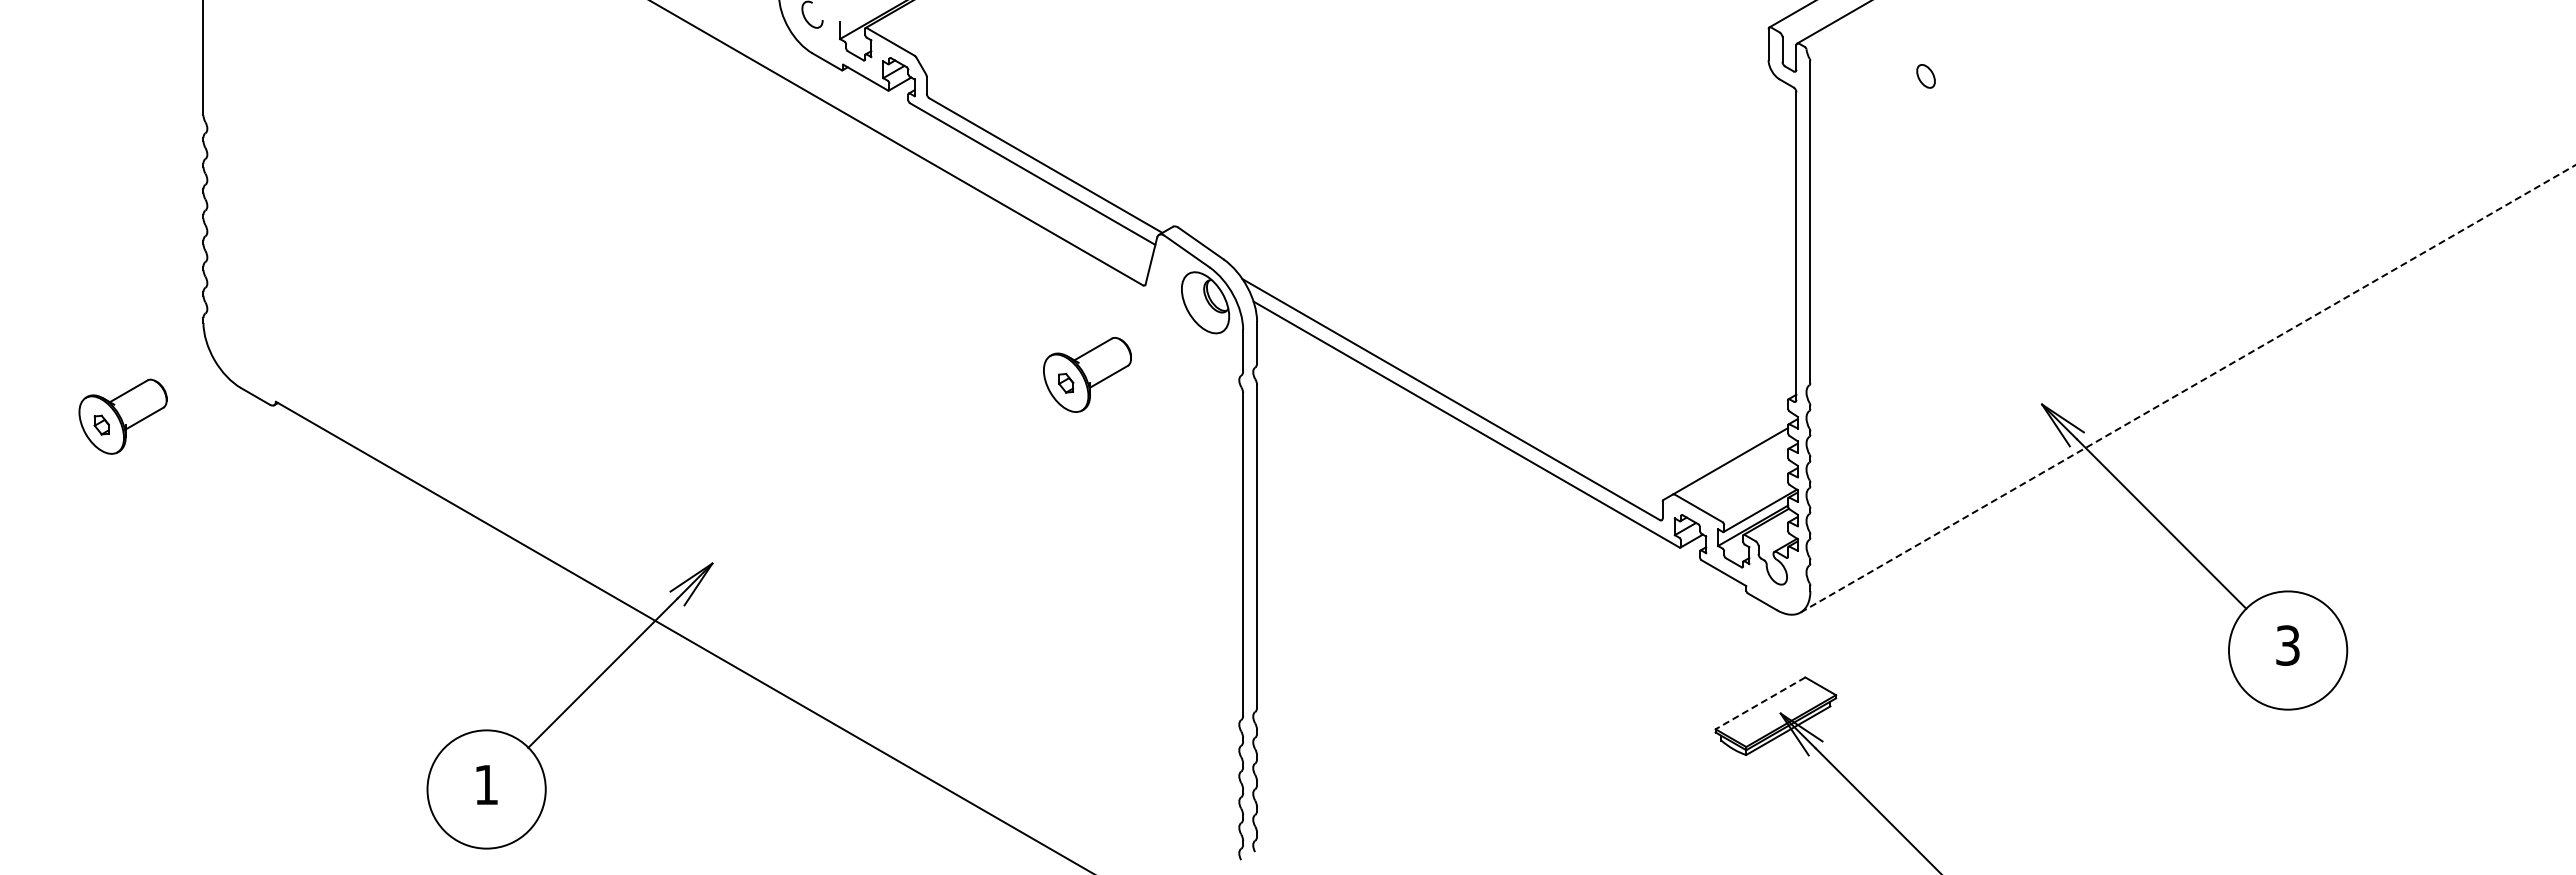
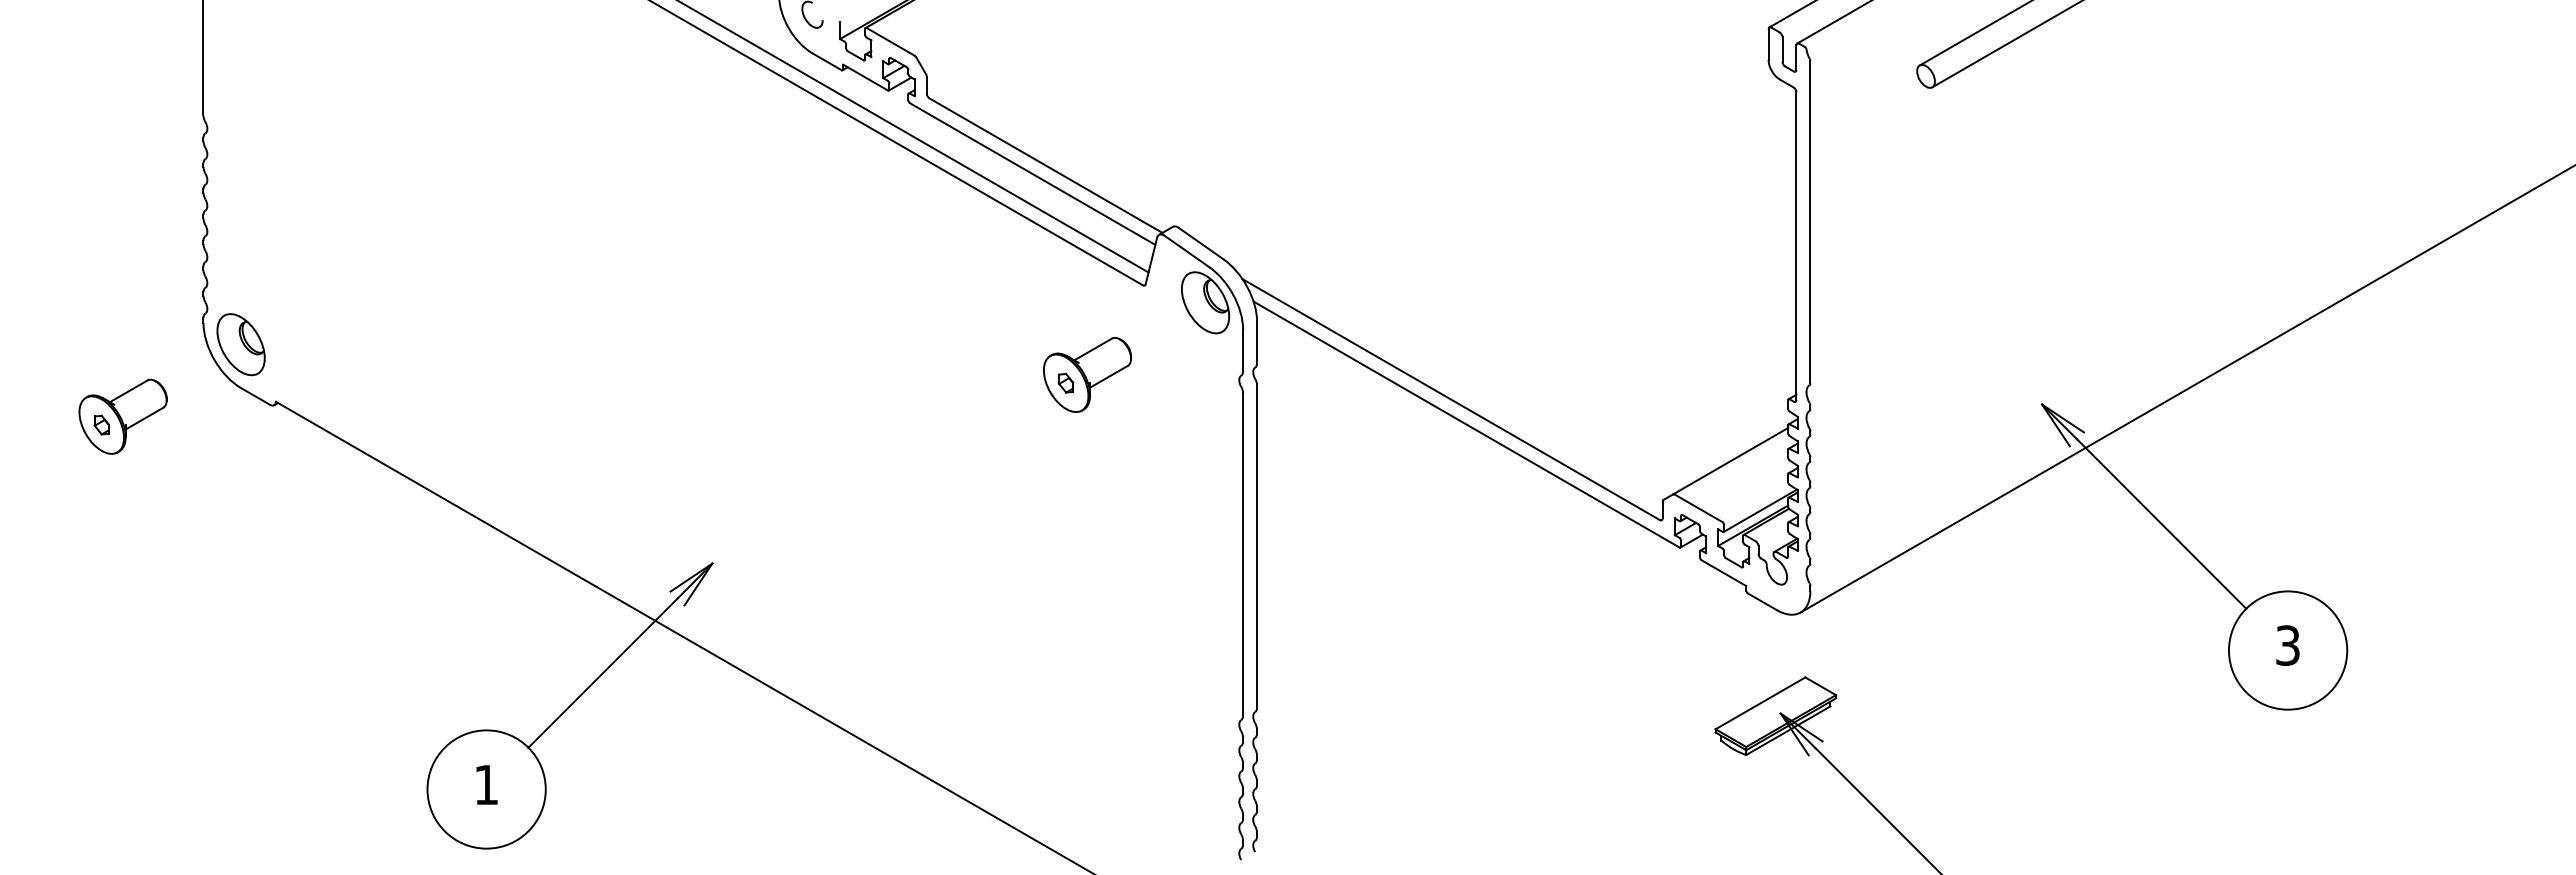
line: none -> present (1973, 33)
line: none -> present (2005, 44)
line: none -> present (914, 137)
part: none -> present (240, 344)
line: dashed -> solid (2188, 388)
line: dashed -> solid (1760, 703)
